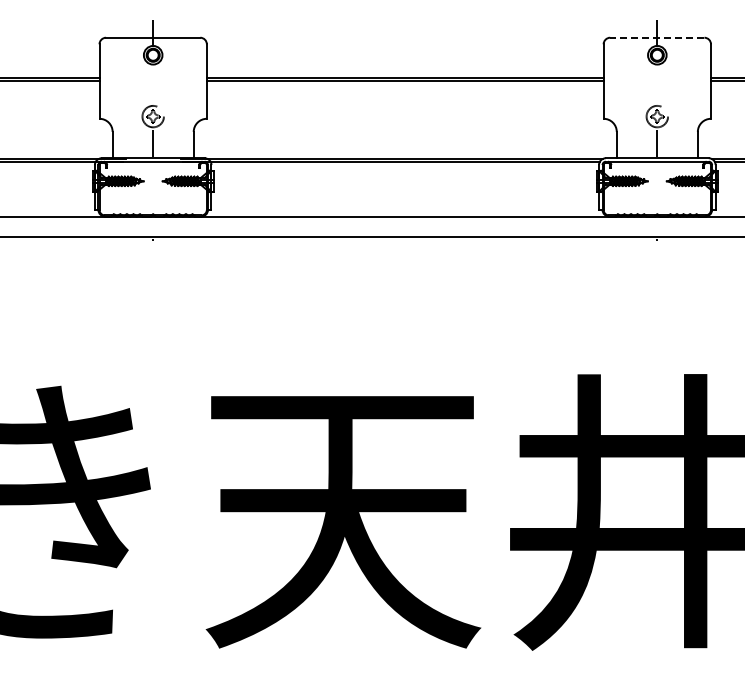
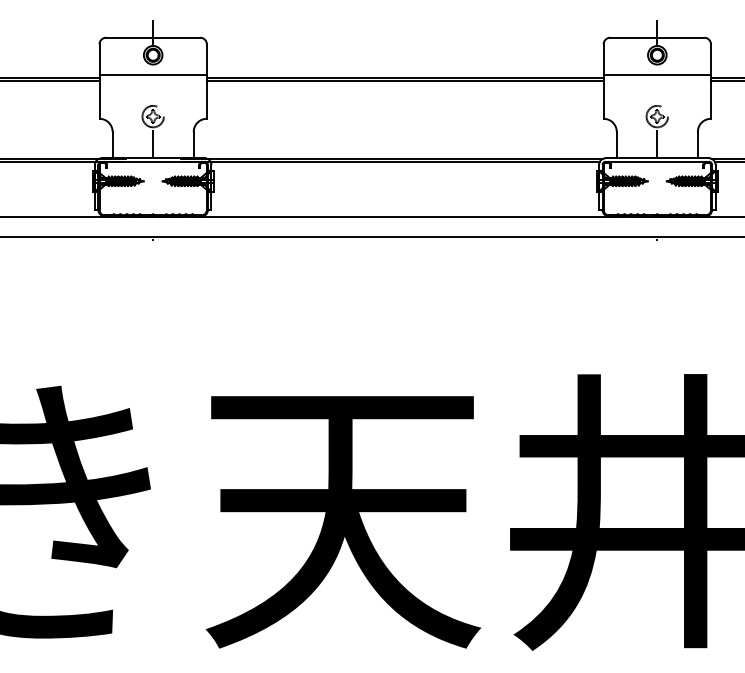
line: dashed -> solid (656, 37)
line: none -> present (152, 74)
line: none -> present (657, 74)
